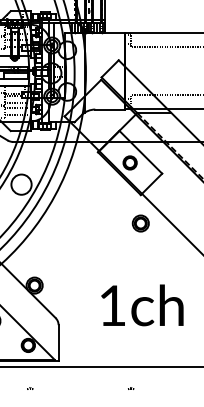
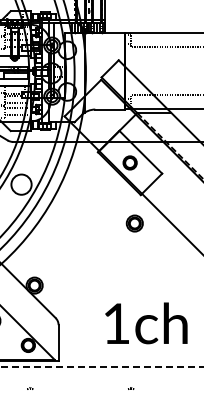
part position: (140, 223) -> (134, 223) (134, 223)
text position: (142, 305) -> (146, 323) (146, 323)
line: solid -> dashed (101, 366)
